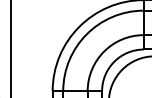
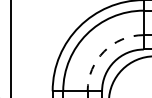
arc: solid -> dashed (104, 51)
